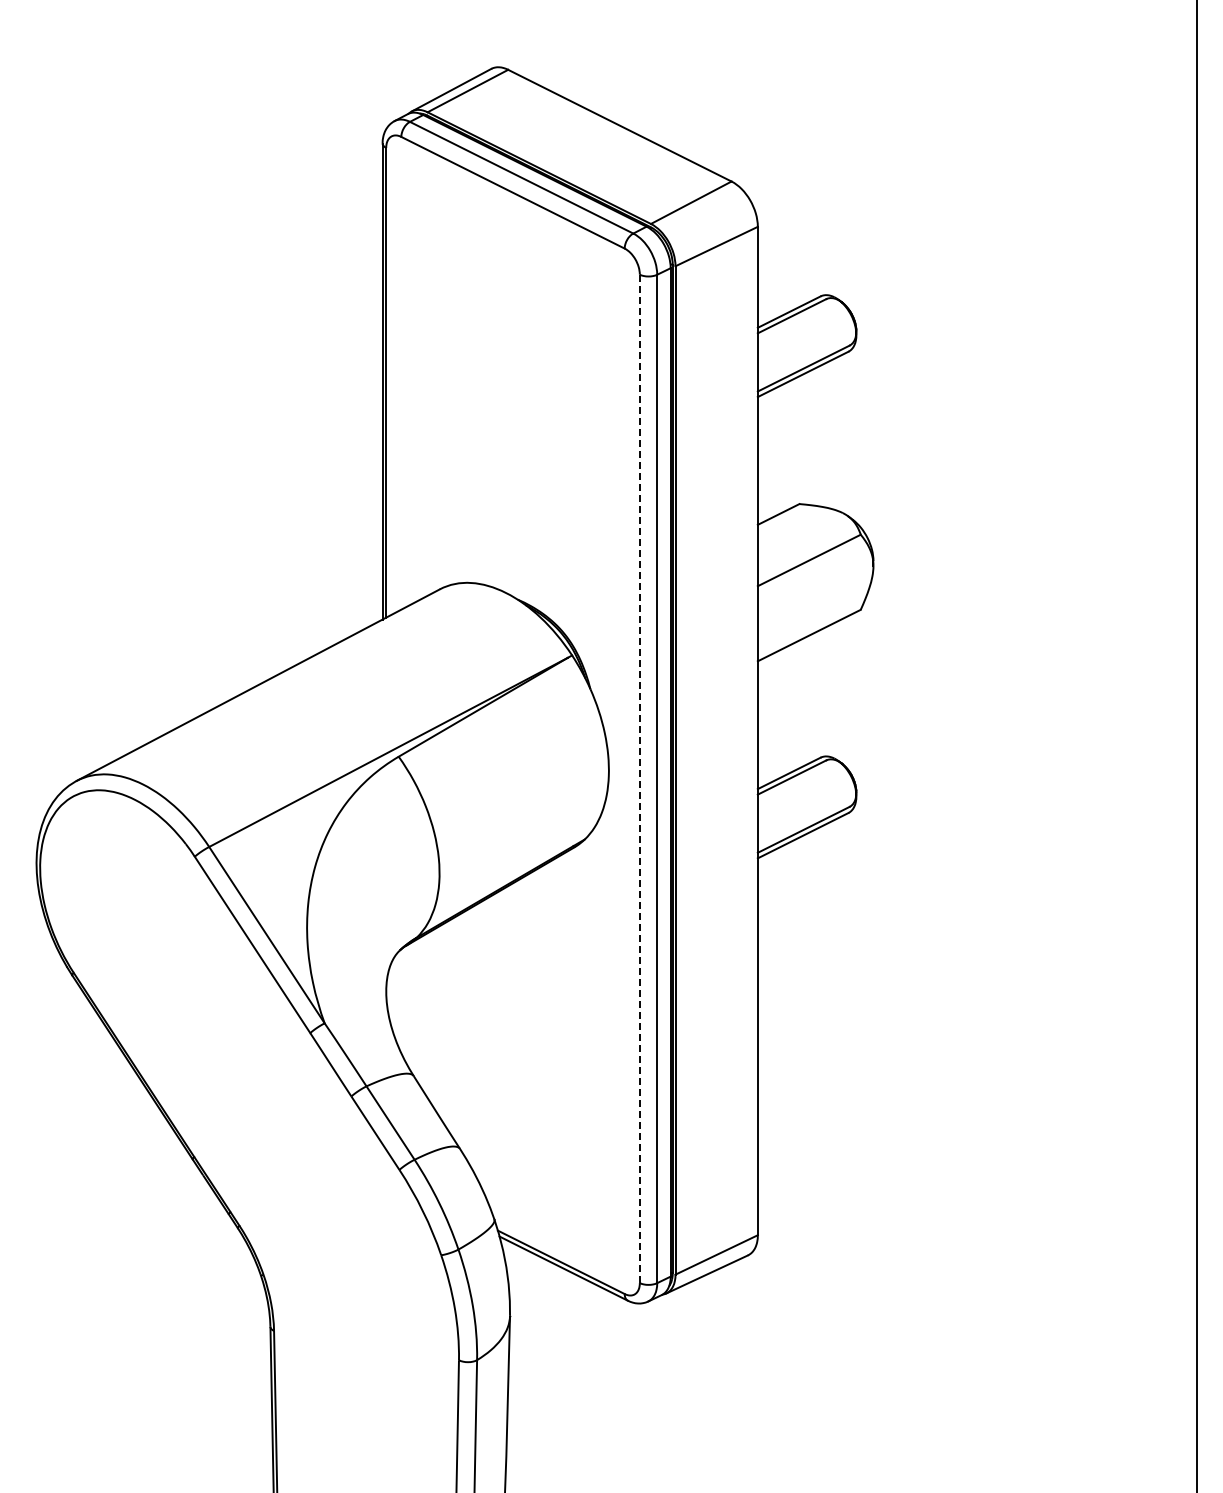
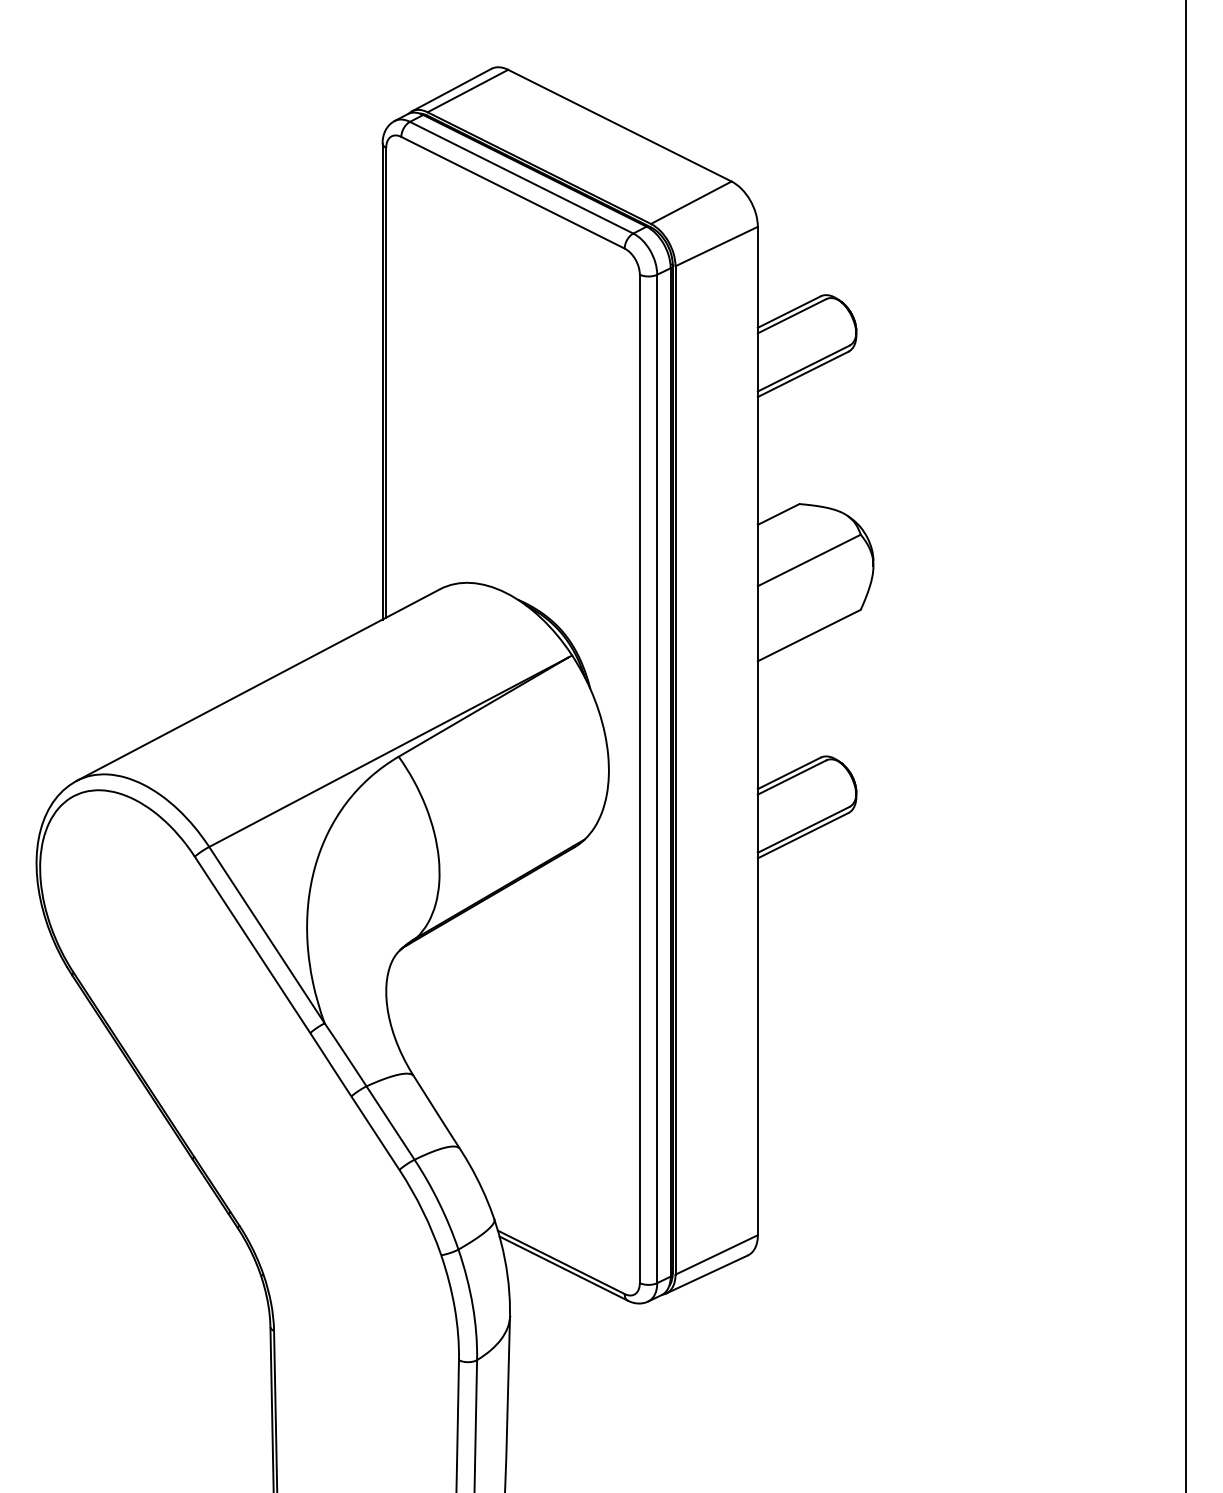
line position: (1197, 745) -> (1186, 745) (1186, 745)
line: dashed -> solid (639, 778)
